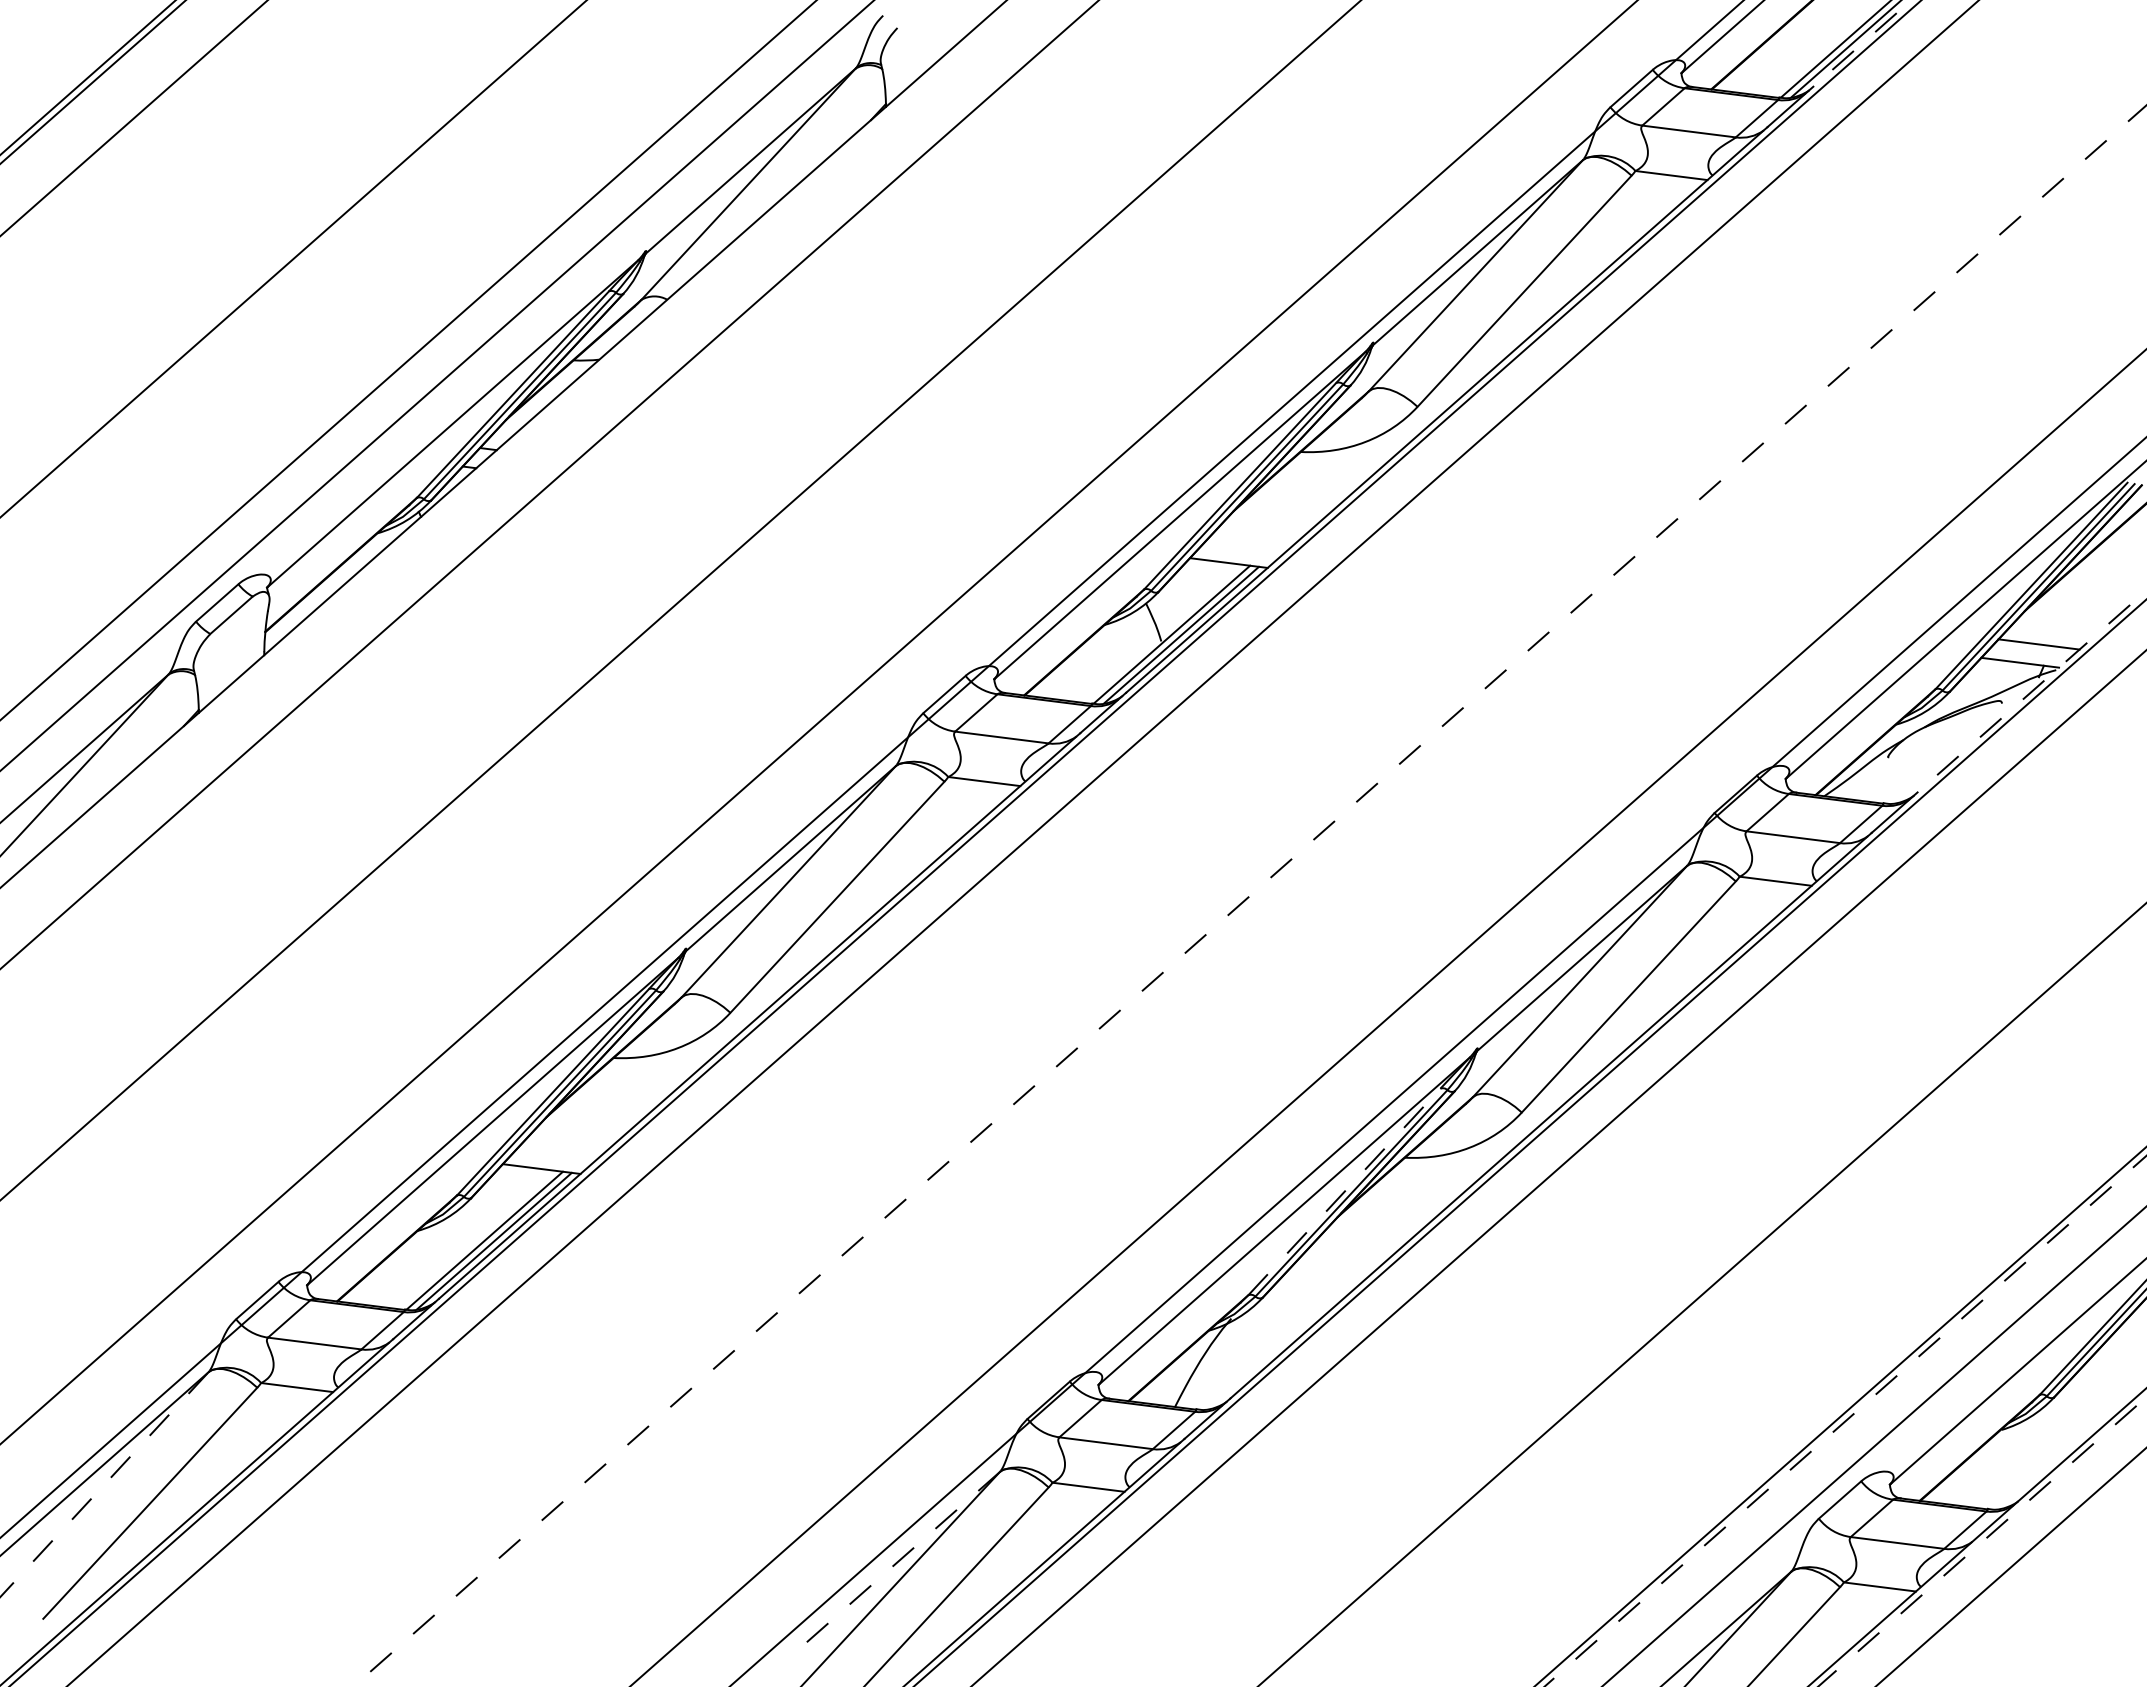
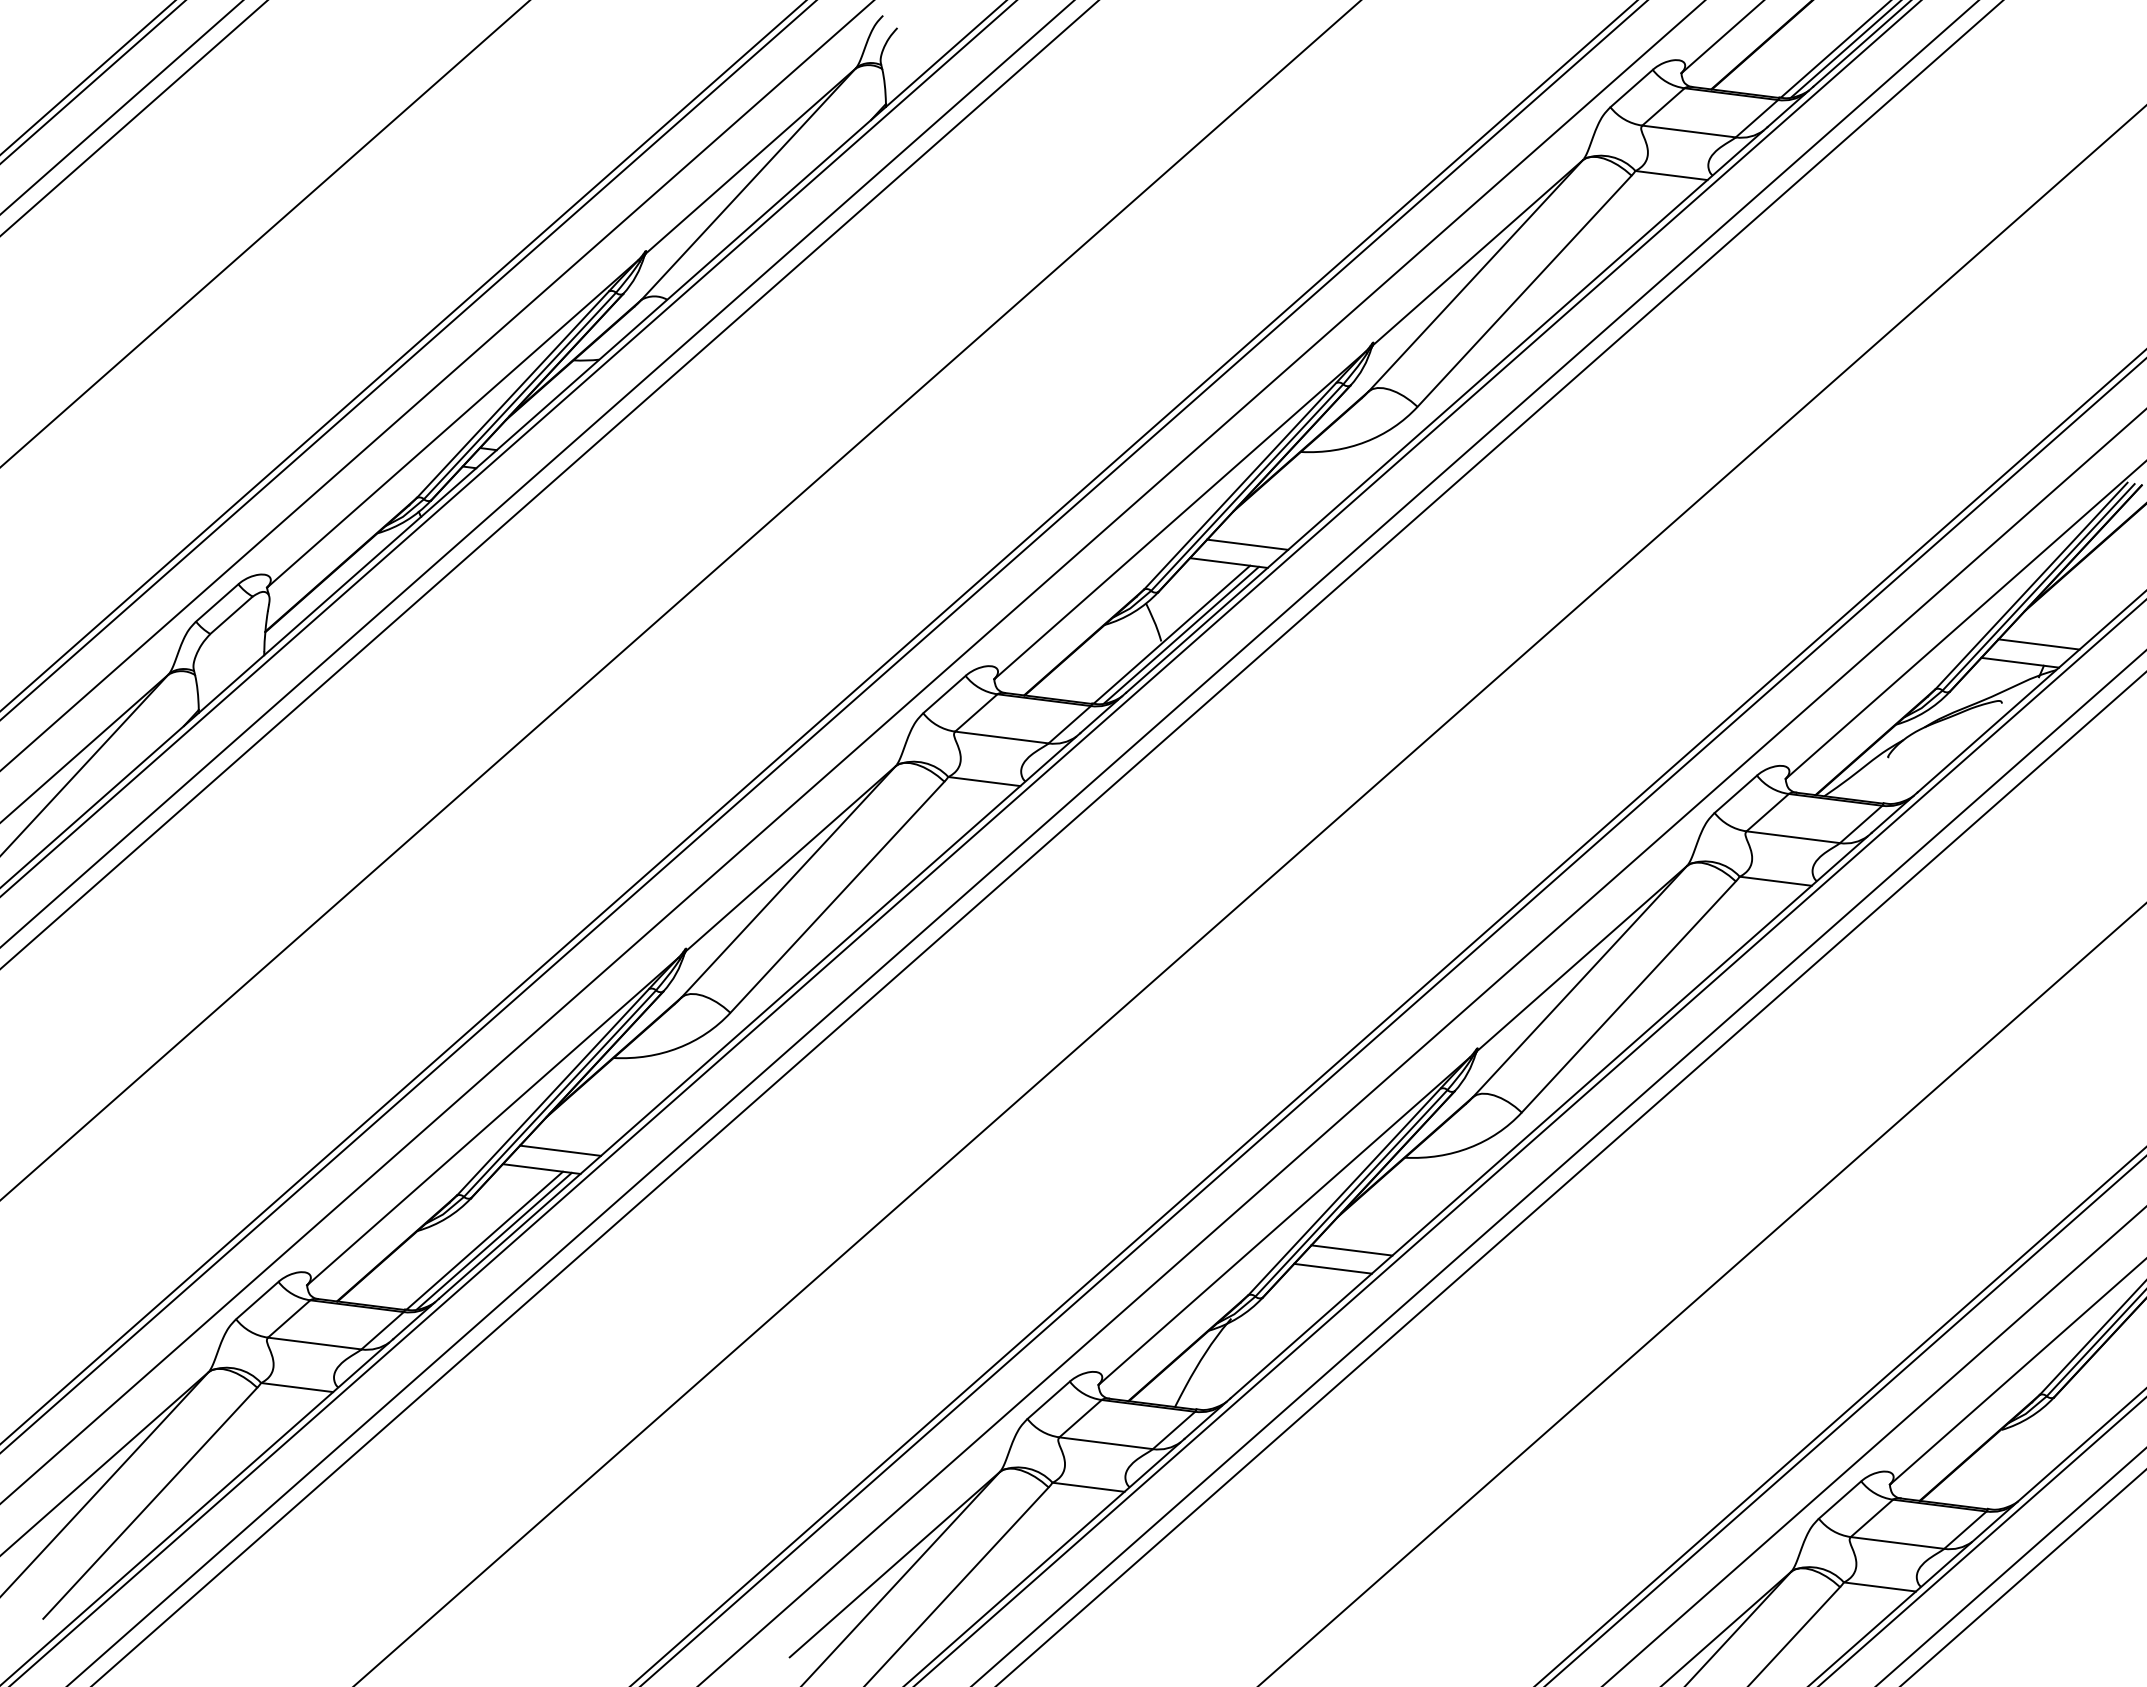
line: dashed -> solid (1862, 43)
line: none -> present (121, 107)
line position: (293, 258) -> (264, 233) (264, 233)
line: none -> present (402, 355)
line: none -> present (508, 448)
line: none -> present (537, 473)
line: none -> present (1247, 544)
line: dashed -> solid (2032, 691)
line: none -> present (823, 726)
line position: (871, 769) -> (852, 751) (852, 751)
line: none -> present (1047, 842)
line: dashed -> solid (1250, 895)
line: none -> present (1393, 1021)
line position: (1437, 1061) -> (1421, 1047) (1421, 1047)
line: none -> present (560, 1150)
line: none -> present (1571, 1178)
line: dashed -> solid (1344, 1191)
line: none -> present (1351, 1250)
line: none -> present (1332, 1268)
line: dashed -> solid (1845, 1421)
line: dashed -> solid (104, 1484)
line: dashed -> solid (1982, 1542)
line: dashed -> solid (894, 1565)
line: none -> present (2023, 1577)
